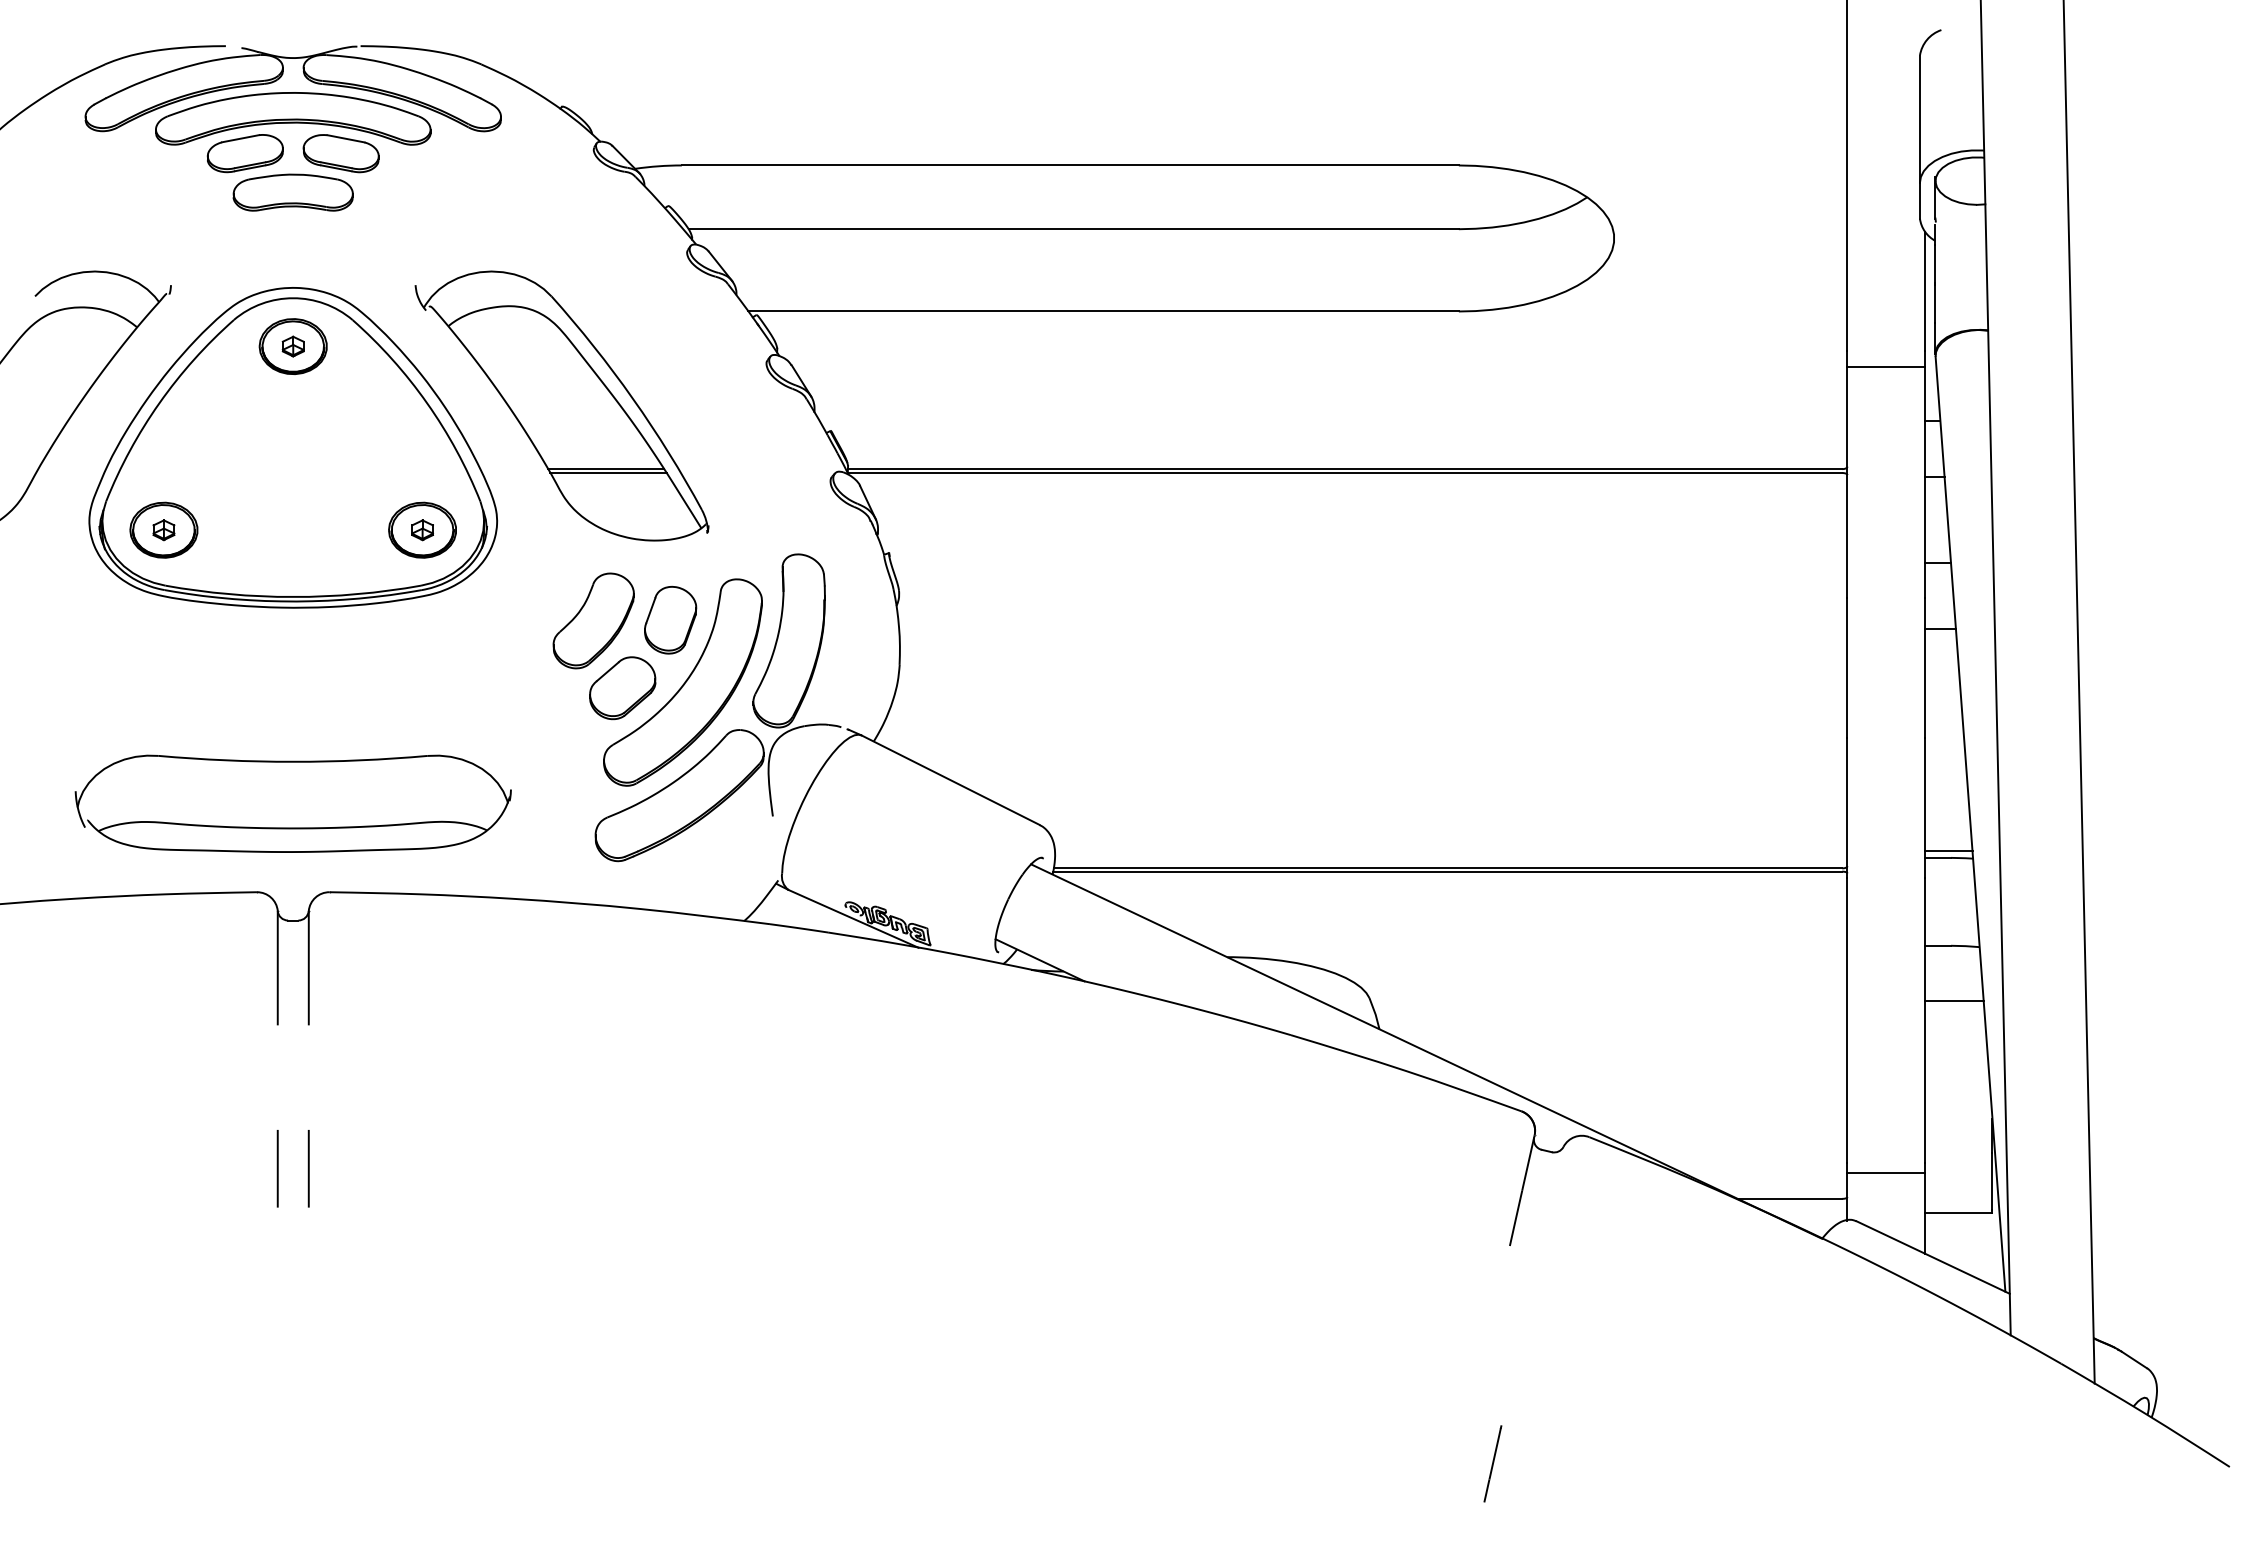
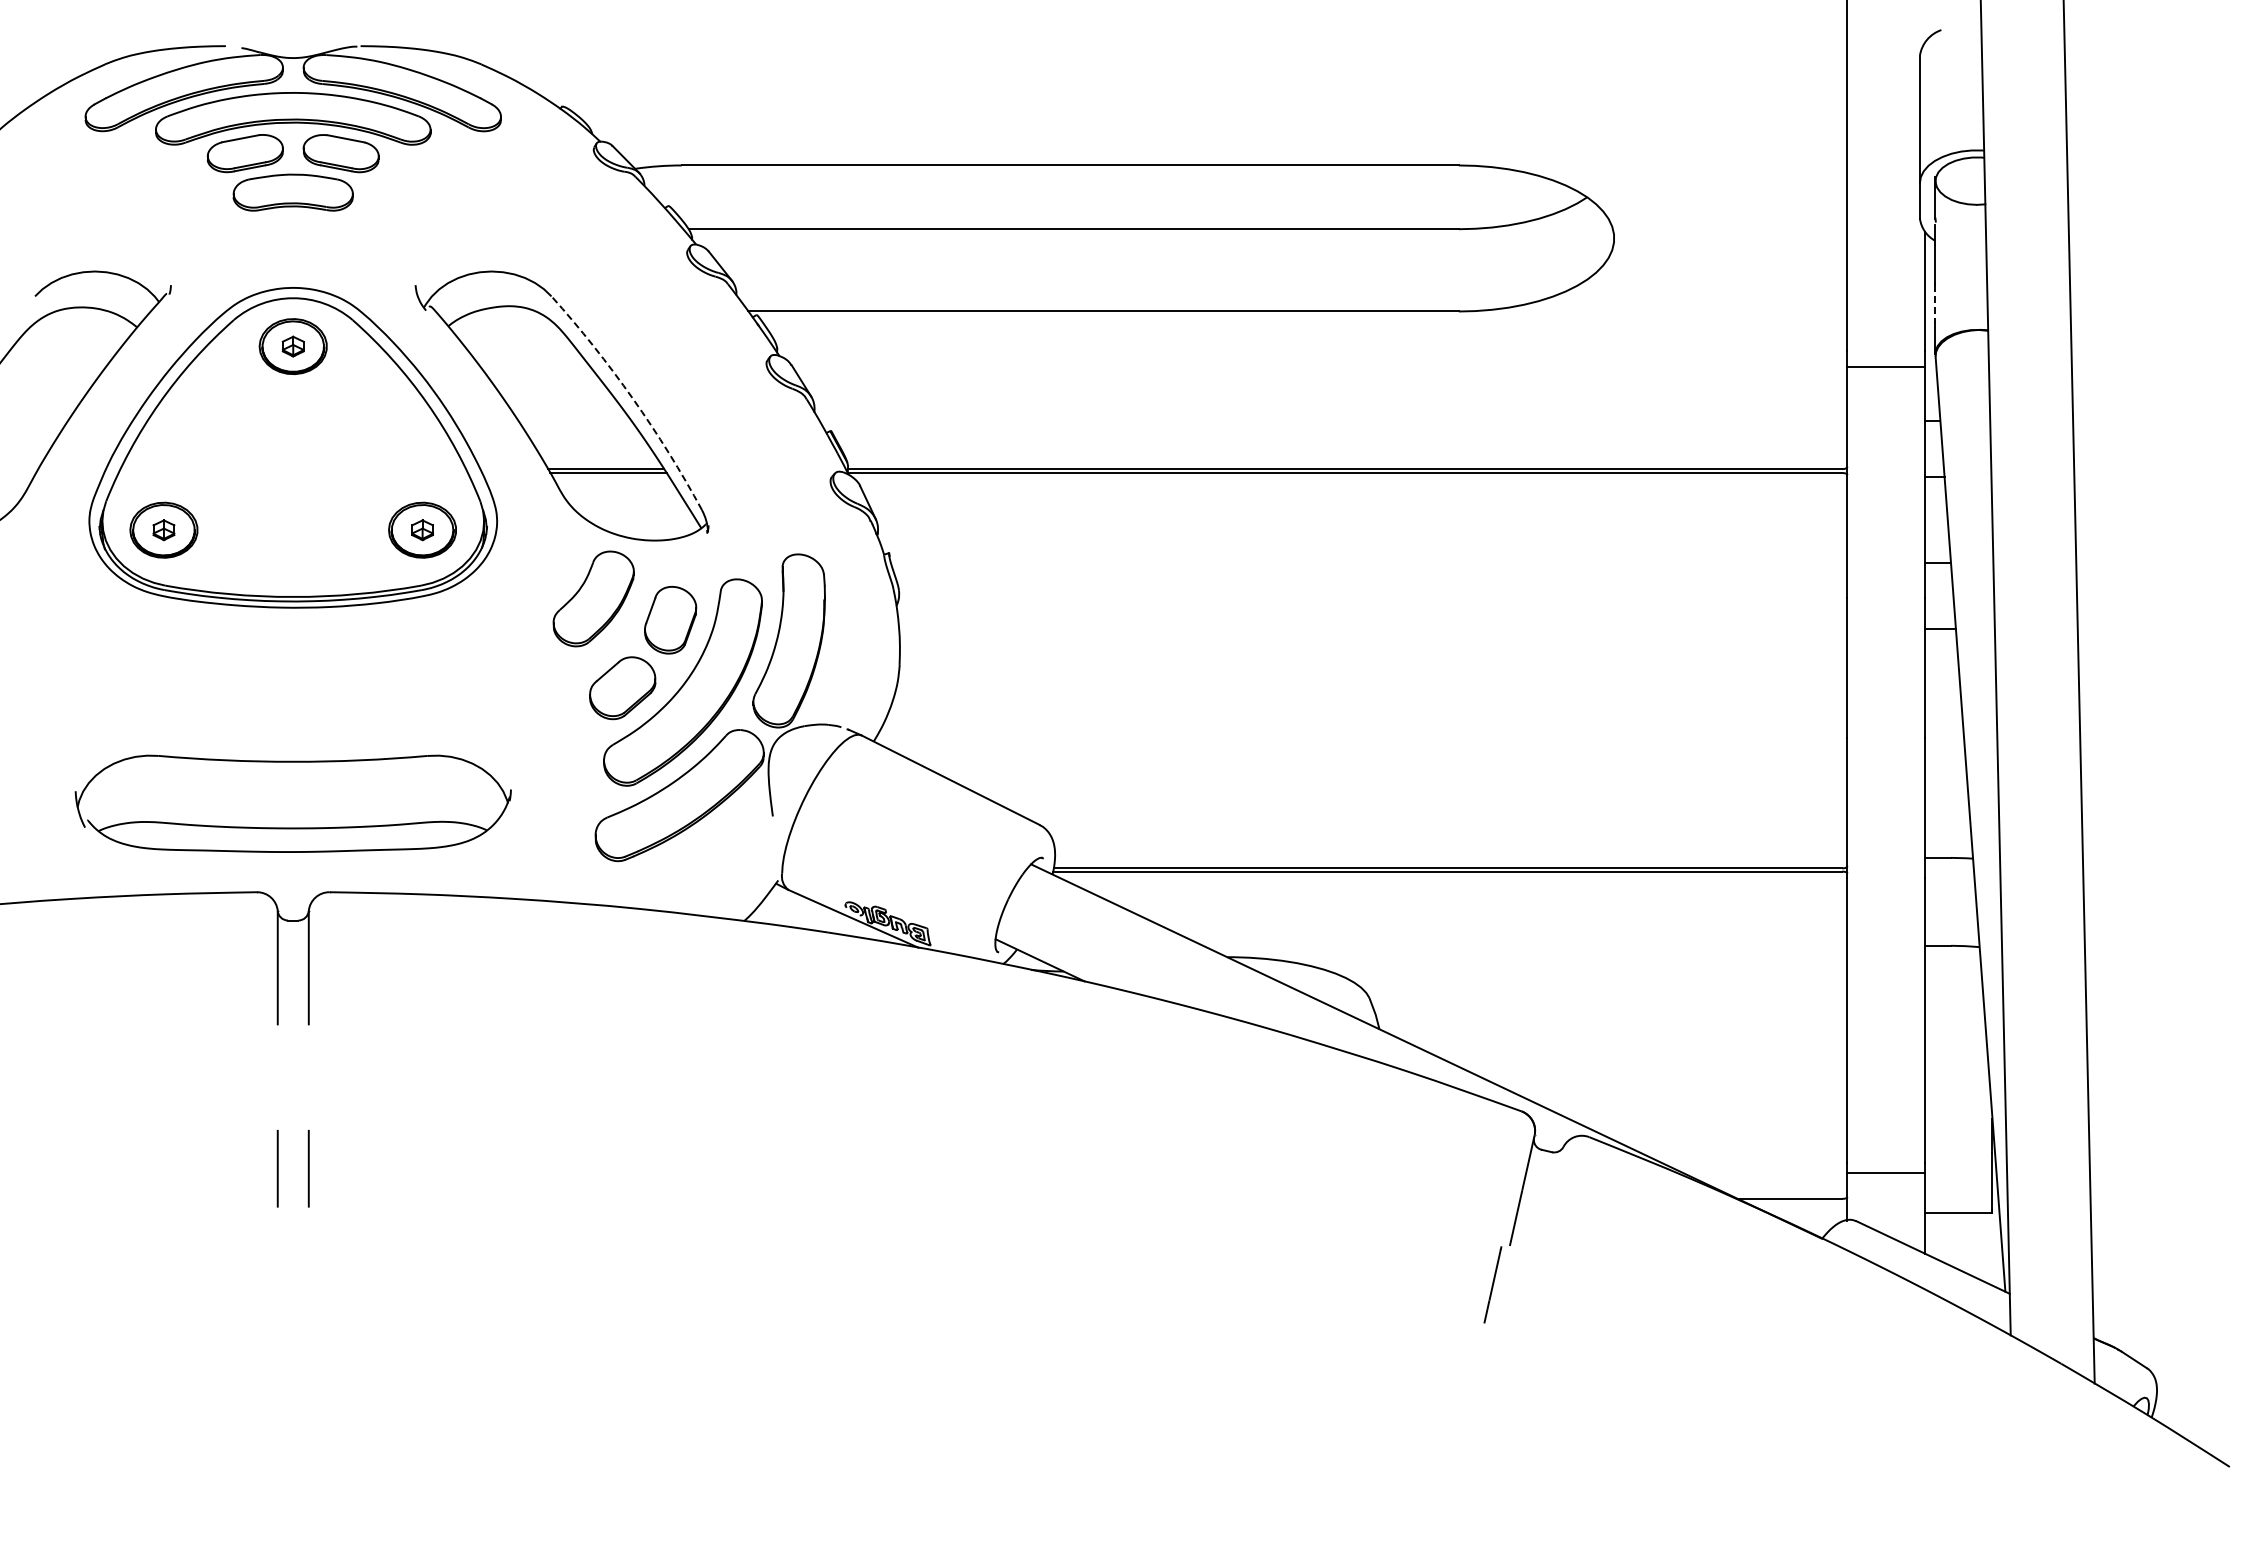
line: solid -> dashed (1935, 304)
arc: solid -> dashed (632, 398)
part position: (593, 620) -> (593, 598) (593, 598)
line: present -> none (1948, 850)
line: present -> none (1954, 1000)
line position: (1492, 1463) -> (1492, 1284) (1492, 1284)
